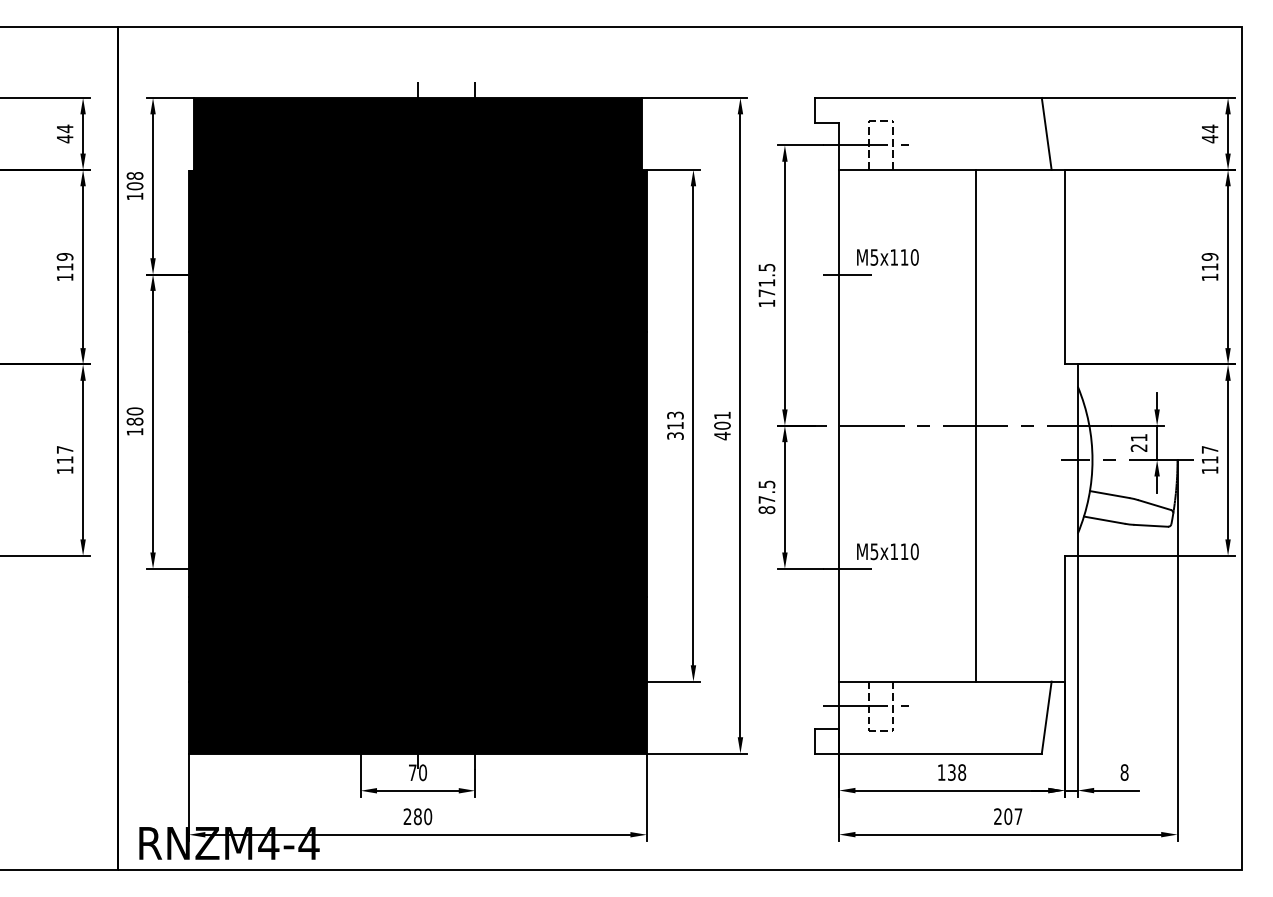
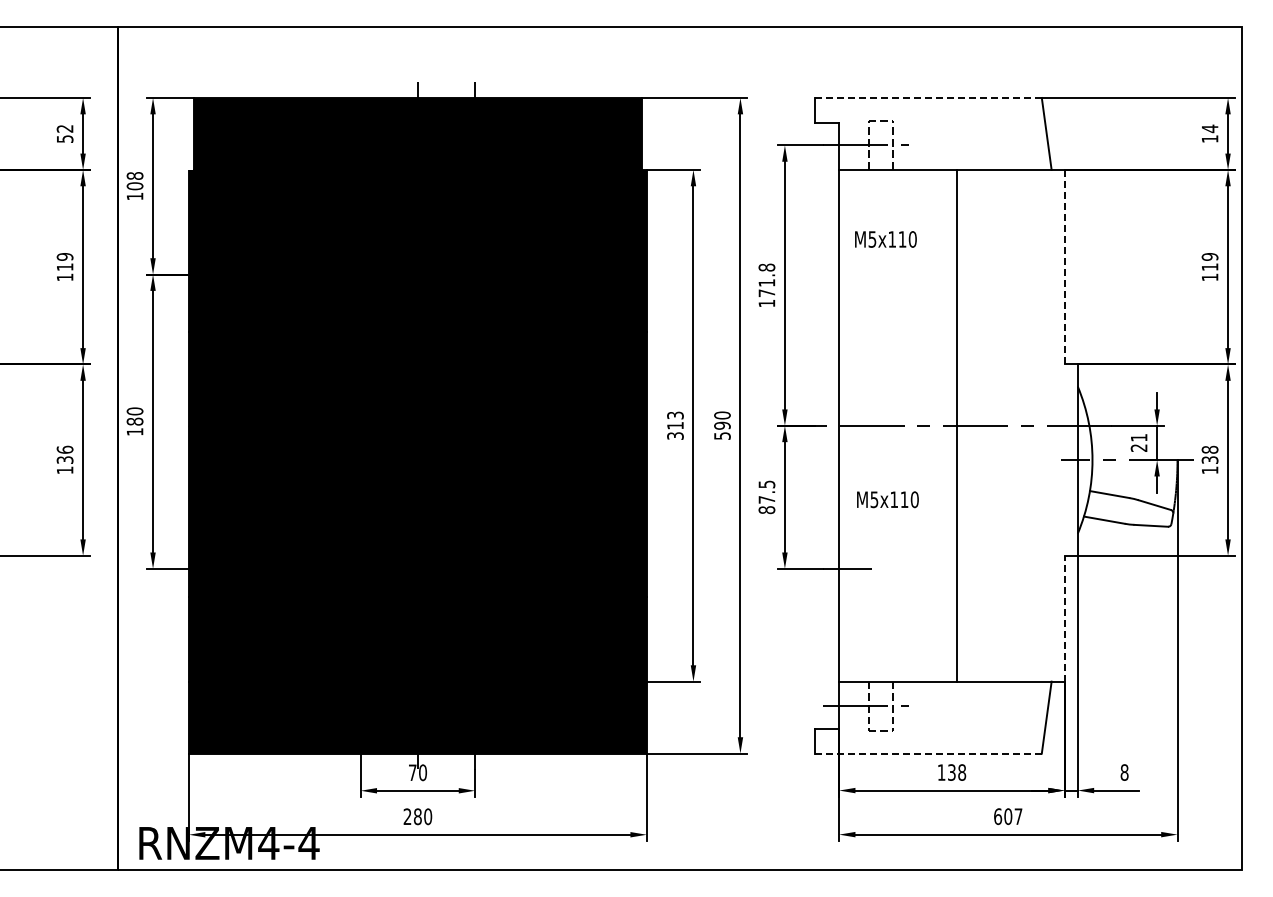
line: solid -> dashed (928, 98)
text: 44 -> 52 (64, 133)
text: 44 -> 14 (1210, 138)
text position: (887, 257) -> (885, 239) (885, 239)
line: solid -> dashed (1064, 266)
text: 171.5 -> 171.8 (766, 267)
line: present -> none (846, 274)
text: 401 -> 590 (722, 425)
line position: (976, 425) -> (957, 425) (957, 425)
text: 117 -> 136 (64, 454)
text: 117 -> 138 (1209, 454)
text position: (887, 551) -> (887, 499) (887, 499)
line: solid -> dashed (1064, 618)
line: solid -> dashed (928, 753)
text: 207 -> 607 (998, 816)
